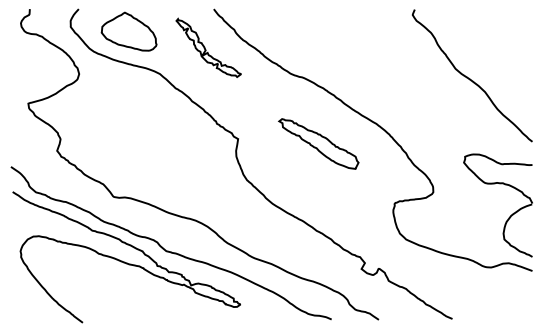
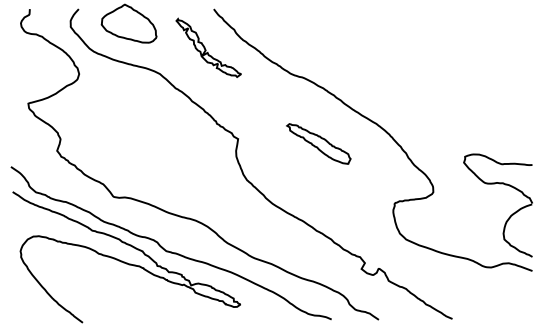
part position: (128, 31) -> (128, 23) (128, 23)
curve: present -> none (470, 78)
part size: 82x52 px -> 66x42 px (318, 143)
